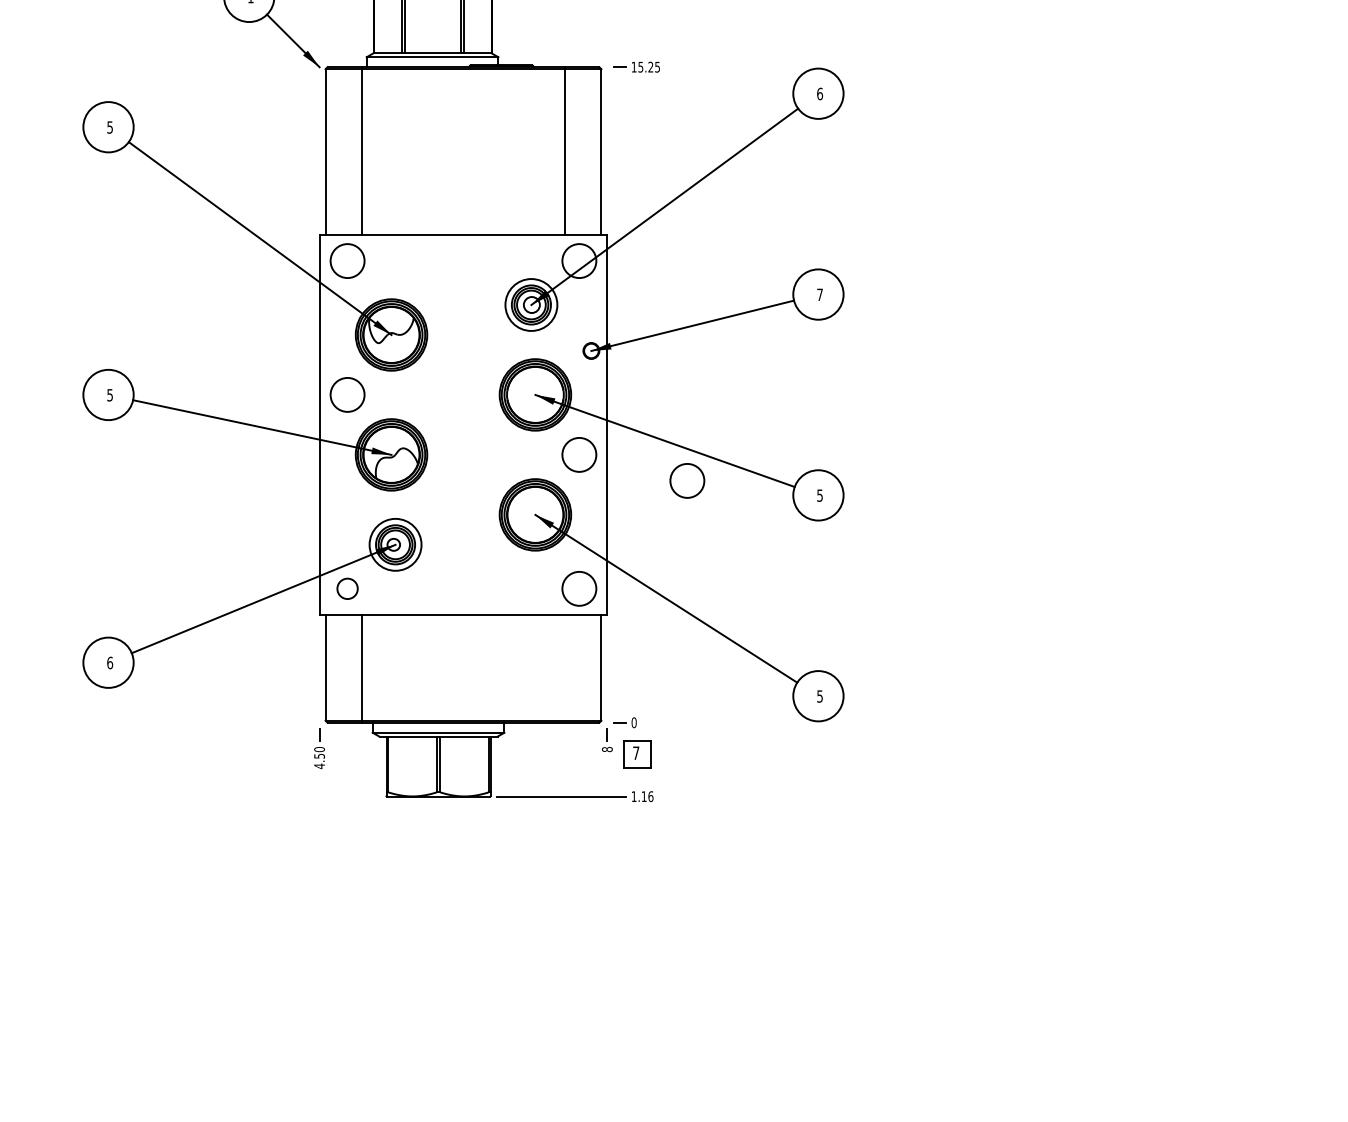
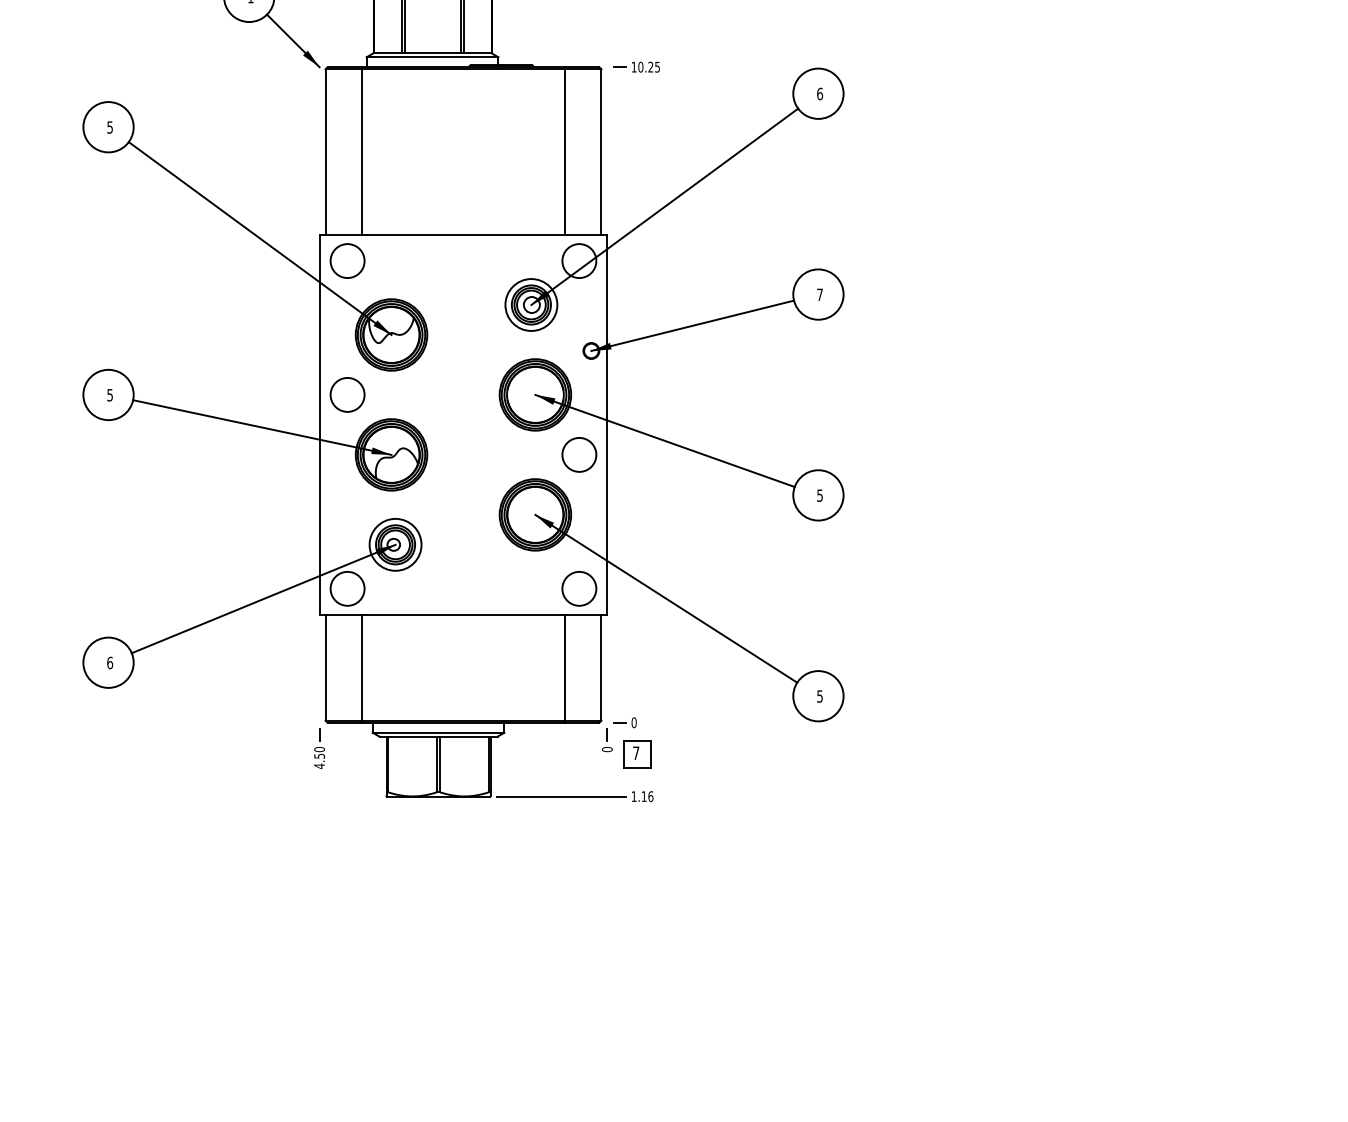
text: 15.25 -> 10.25 (640, 66)
circle: present -> none (687, 480)
circle diameter: 20 px -> 34 px (347, 588)
line: none -> present (565, 668)
text: 8 -> 0 (607, 749)
